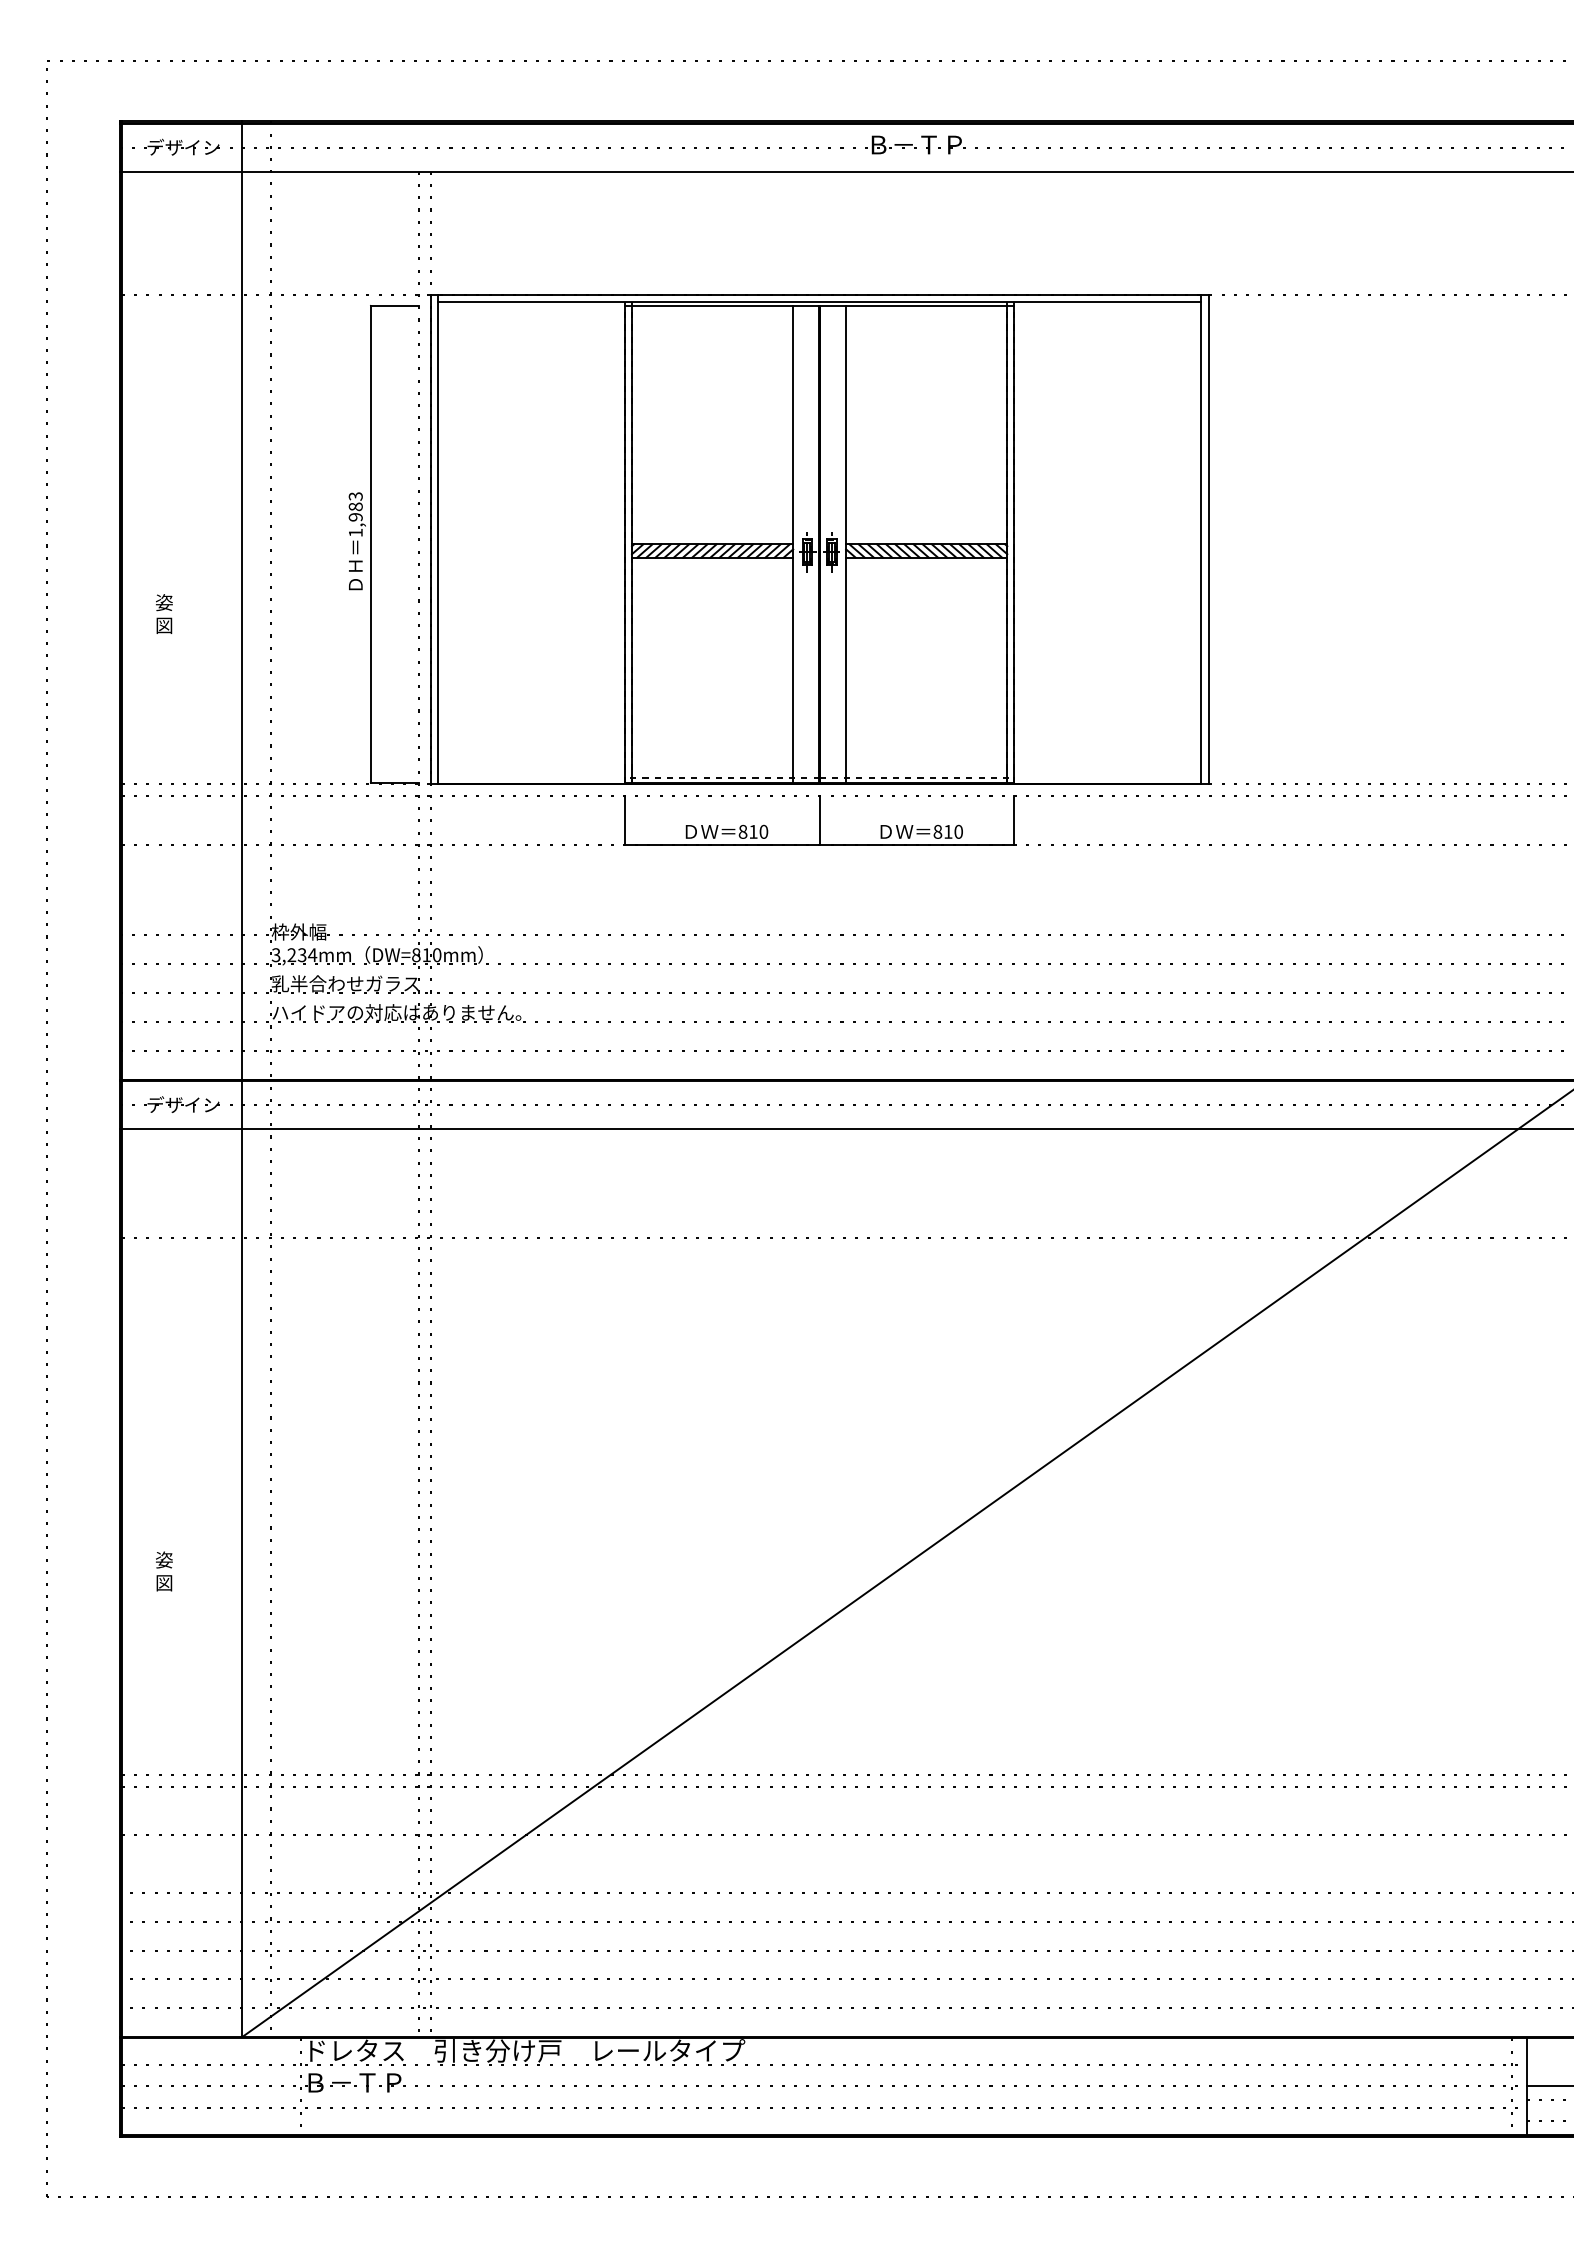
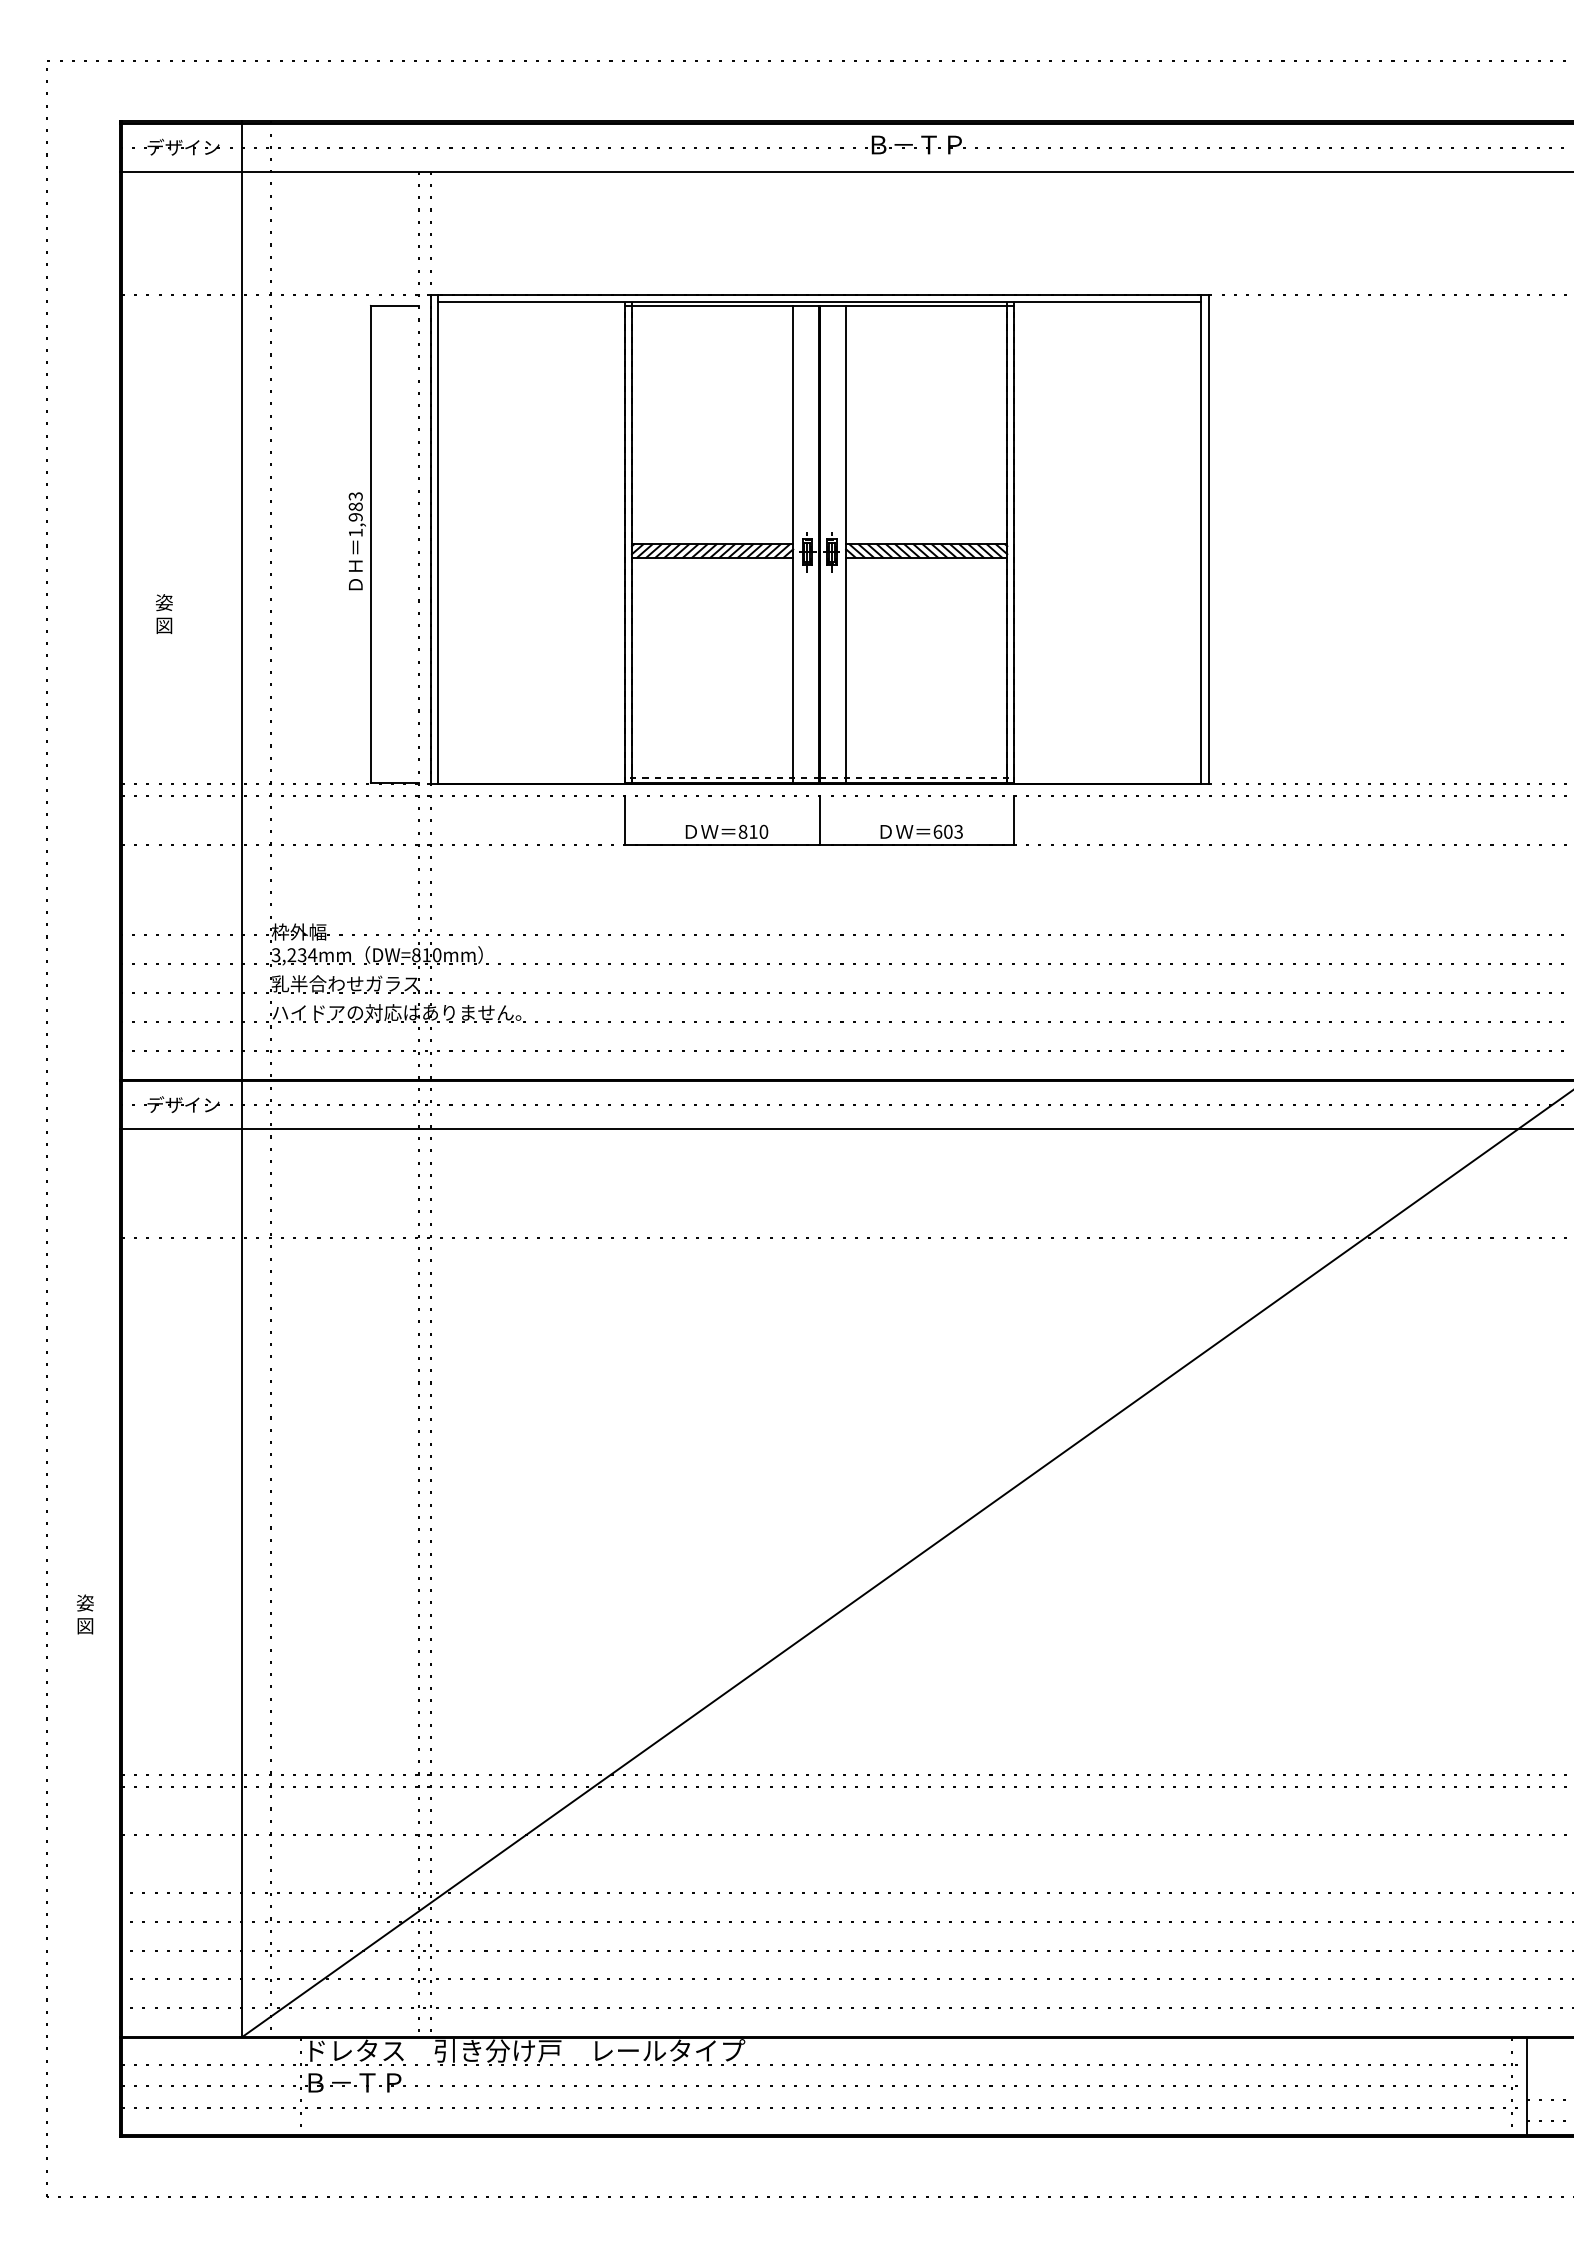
text: 810 -> 603 (947, 831)
text position: (164, 1571) -> (85, 1614) (85, 1614)
line: present -> none (1548, 2086)
